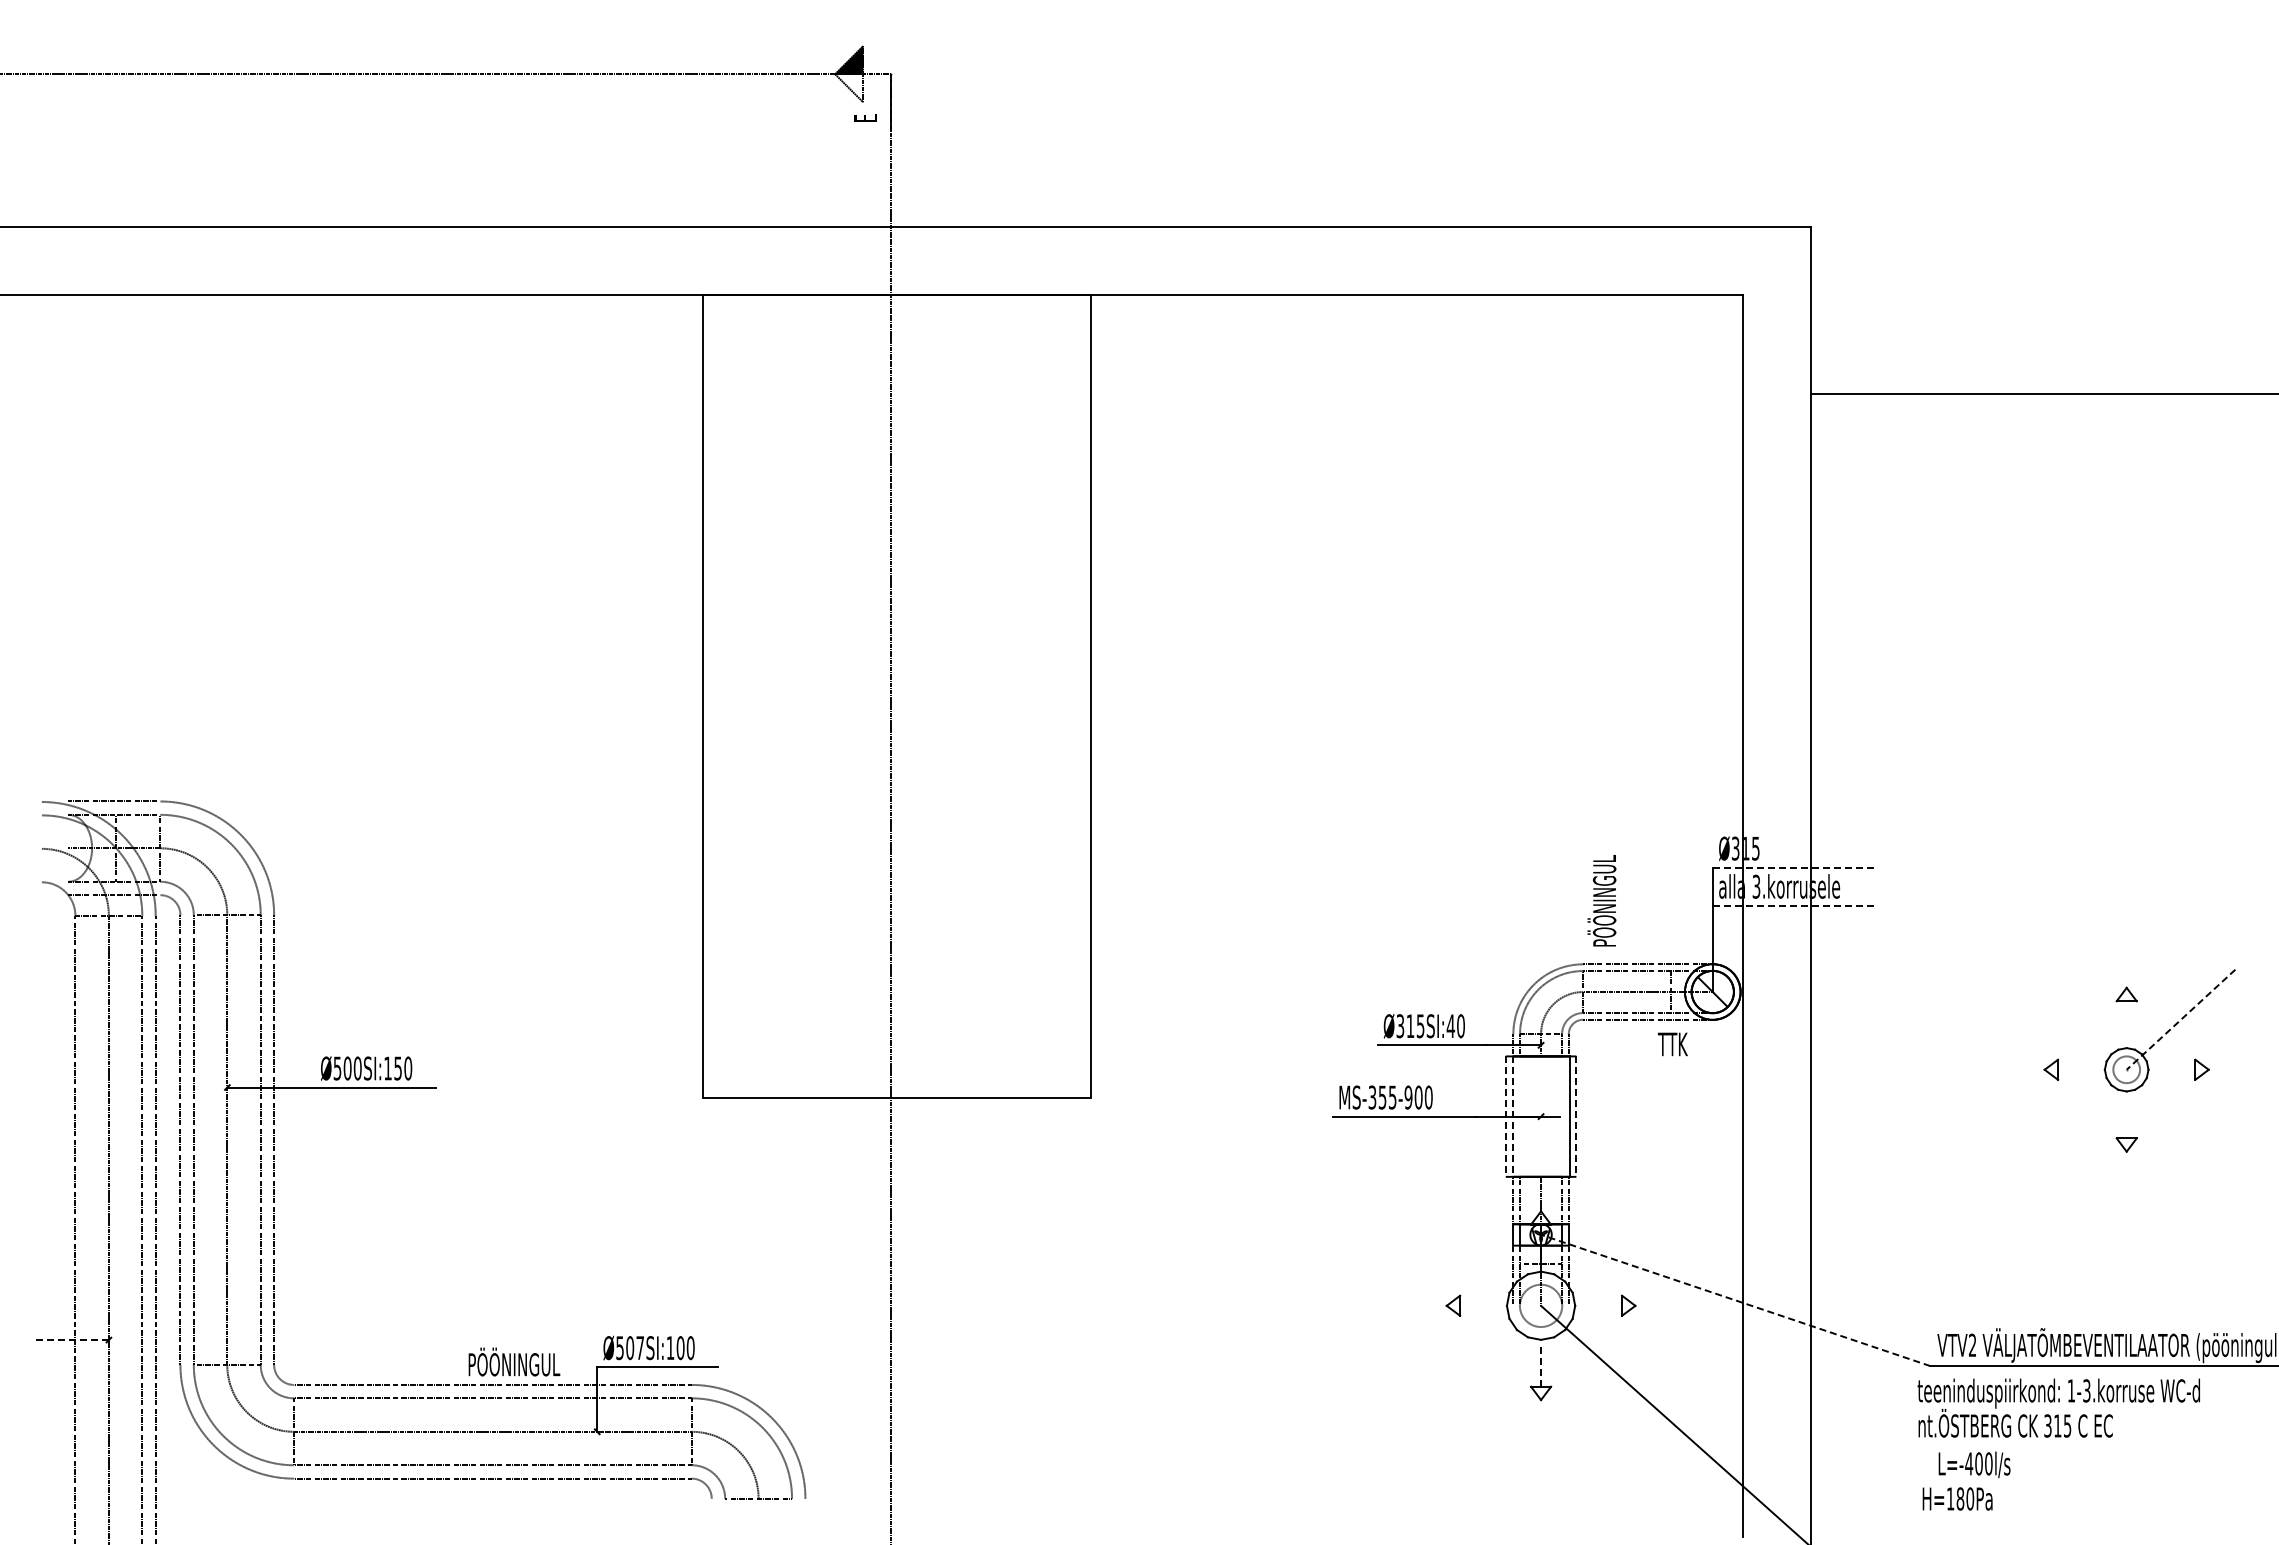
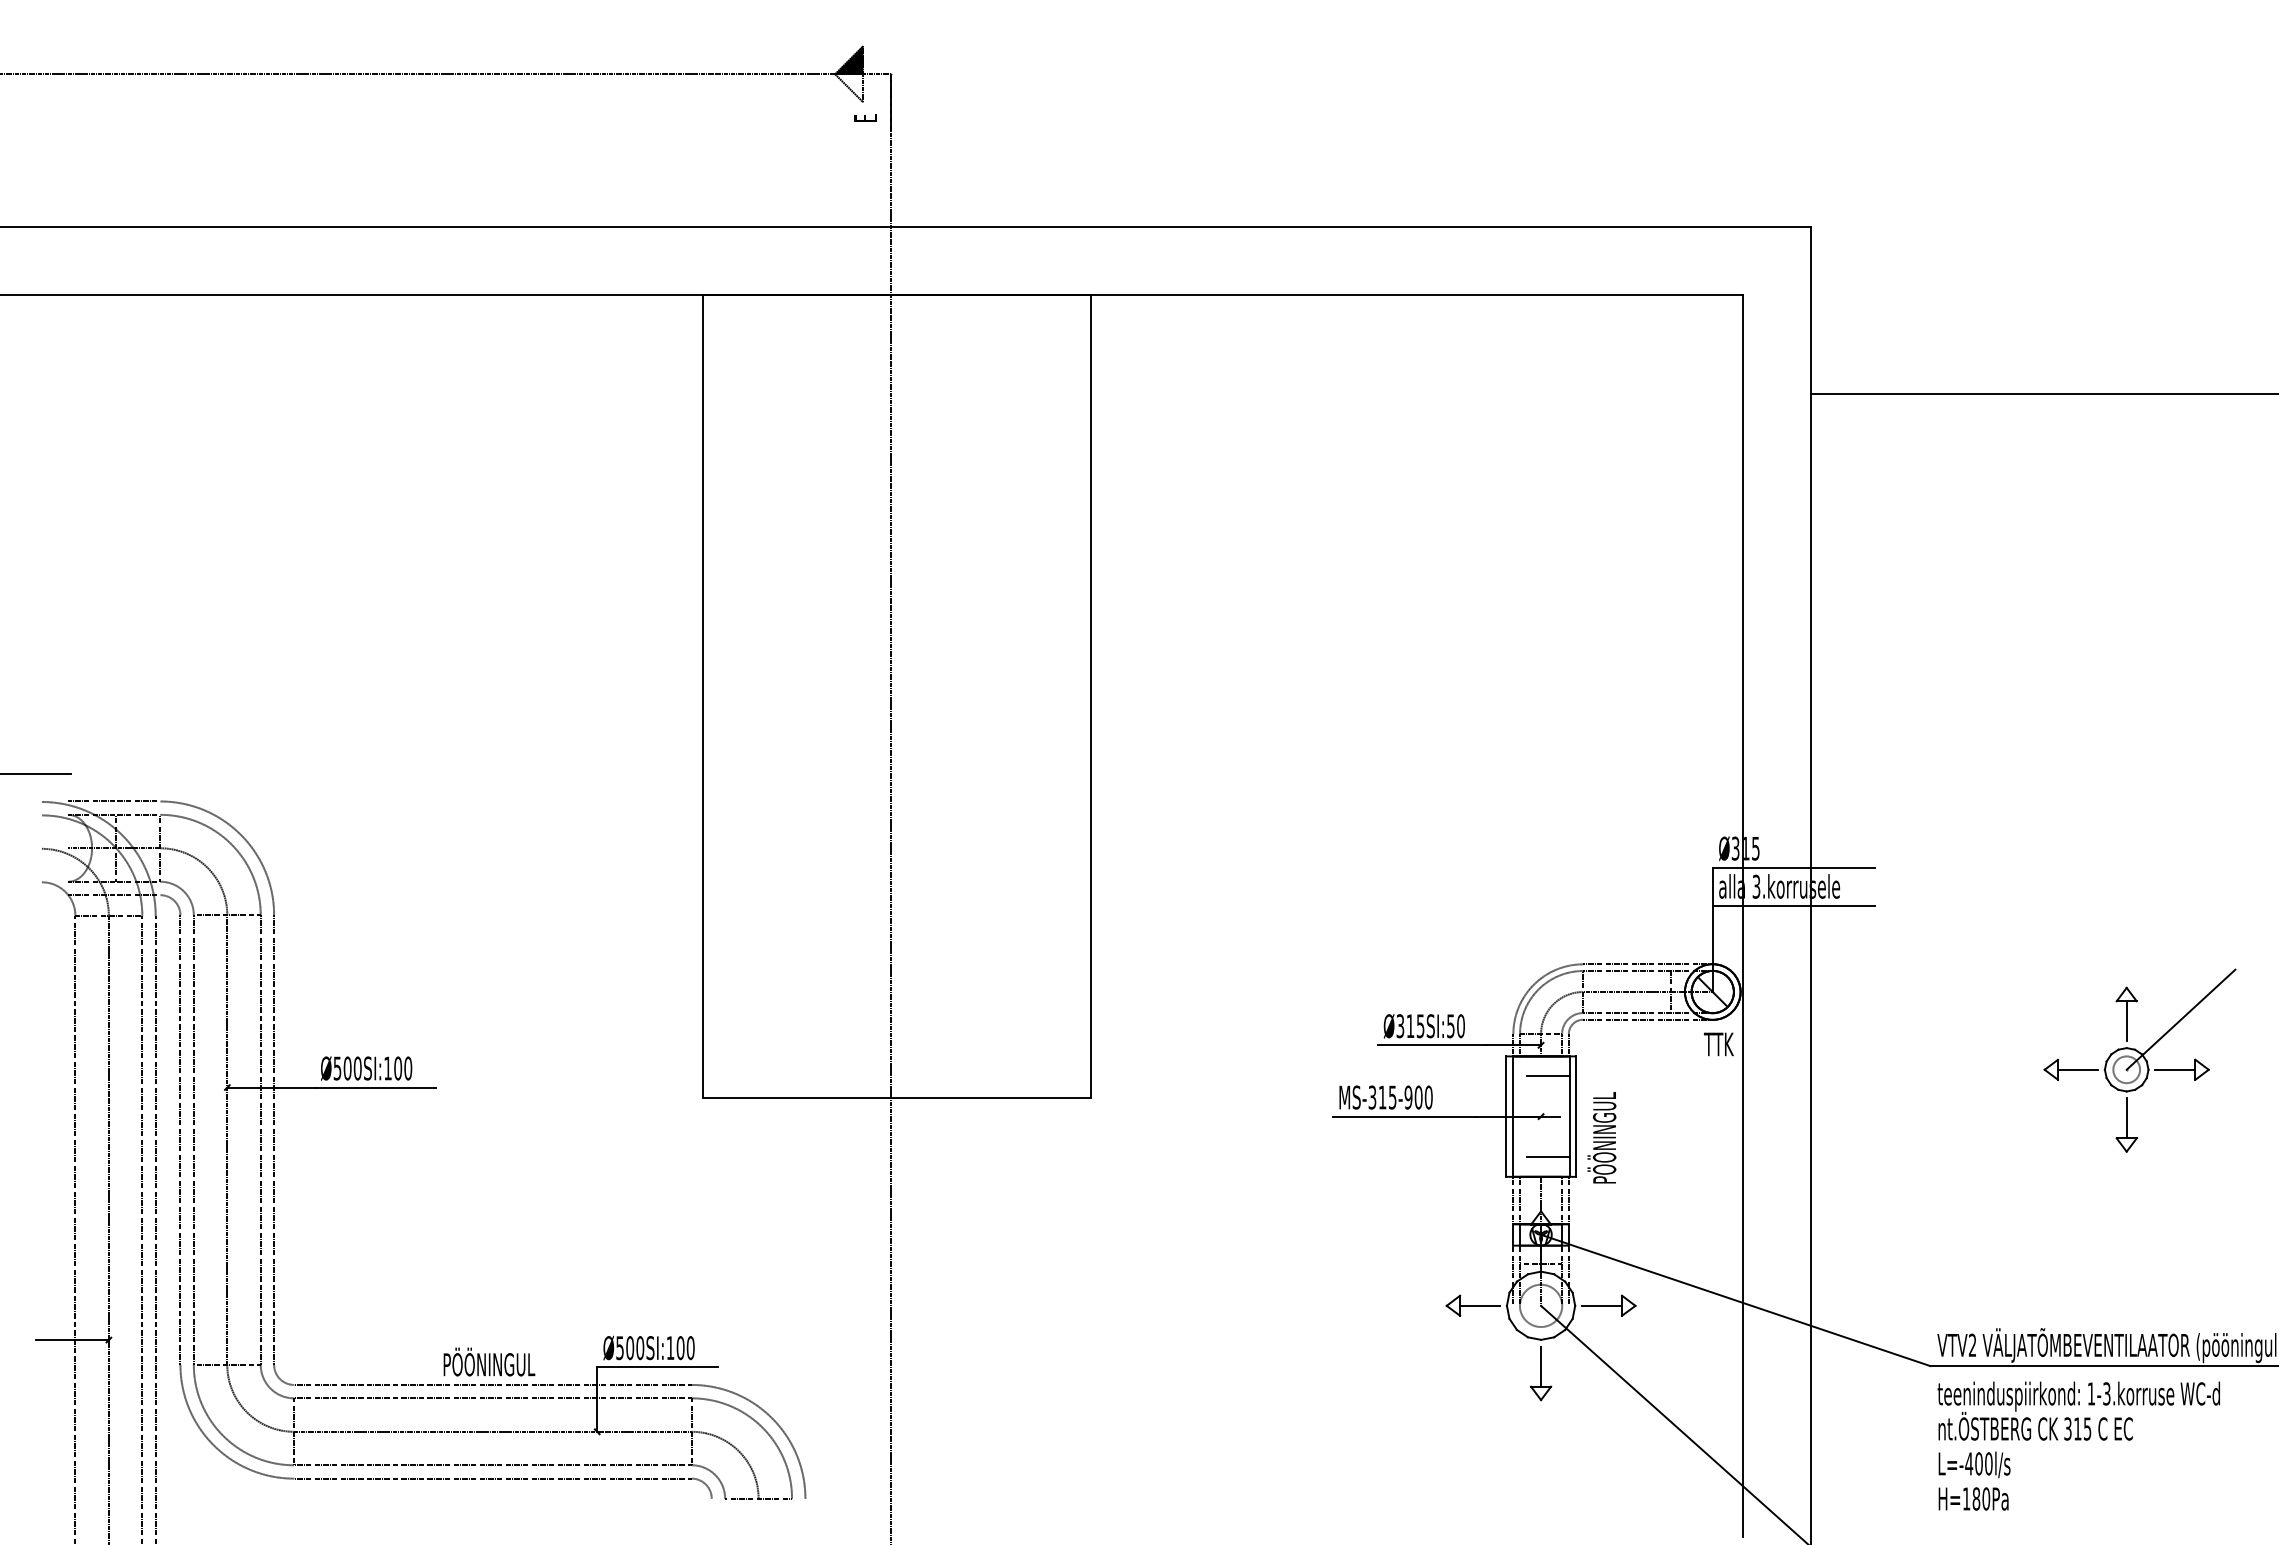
line: none -> present (36, 773)
line: dashed -> solid (1794, 867)
text position: (1601, 900) -> (1601, 1137) (1601, 1137)
line: dashed -> solid (1794, 905)
line: dashed -> solid (2181, 1019)
line: none -> present (2126, 1021)
text: Ø315SI:40 -> Ø315SI:50 (1450, 1026)
text position: (1672, 1044) -> (1718, 1044) (1718, 1044)
text: Ø500SI:150 -> Ø500SI:100 (398, 1068)
line: none -> present (2078, 1069)
line: none -> present (2175, 1069)
line: none -> present (1547, 1076)
text: MS-355-900 -> MS-315-900 (1382, 1097)
line: dashed -> solid (1505, 1117)
line: dashed -> solid (1512, 1117)
line: dashed -> solid (1576, 1117)
line: none -> present (2126, 1118)
line: none -> present (1547, 1156)
line: dashed -> solid (1735, 1300)
line: none -> present (1480, 1305)
line: none -> present (1601, 1305)
line: dashed -> solid (71, 1340)
text: Ø507SI:100 -> Ø500SI:100 (640, 1348)
text position: (514, 1361) -> (489, 1361) (489, 1361)
line: dashed -> solid (1541, 1367)
text position: (2058, 1407) -> (2078, 1410) (2078, 1410)
text position: (1957, 1498) -> (1973, 1498) (1973, 1498)
